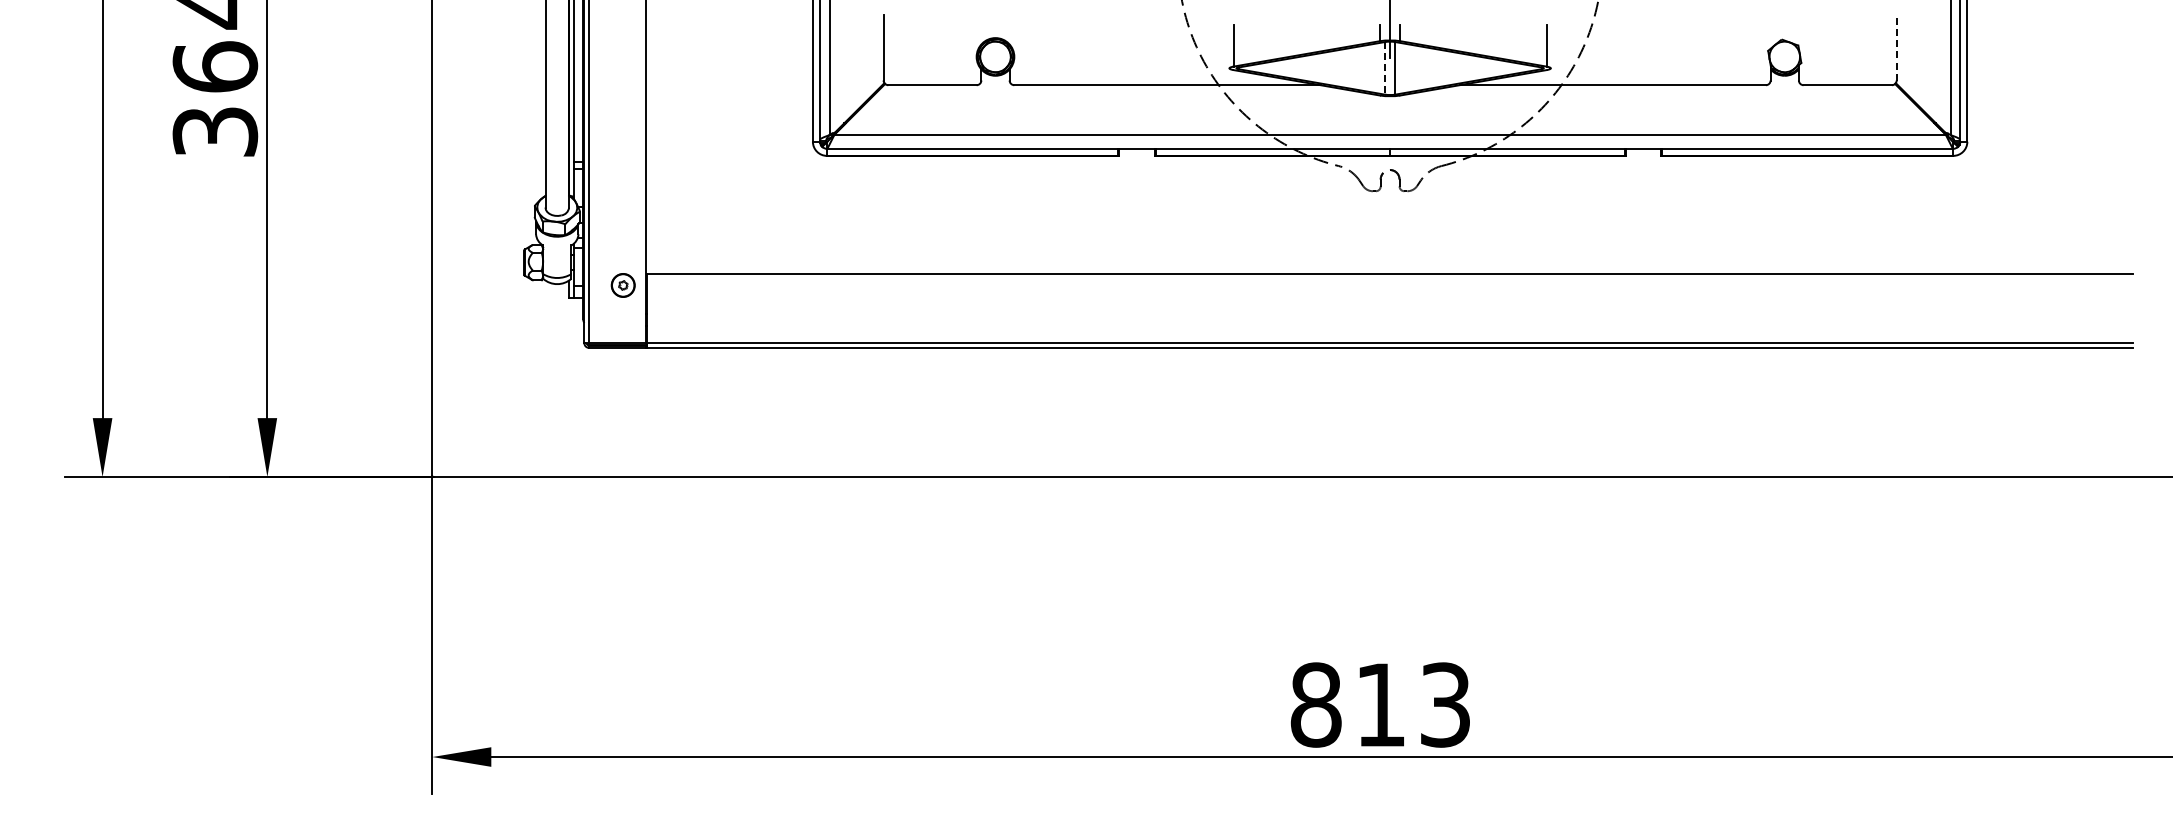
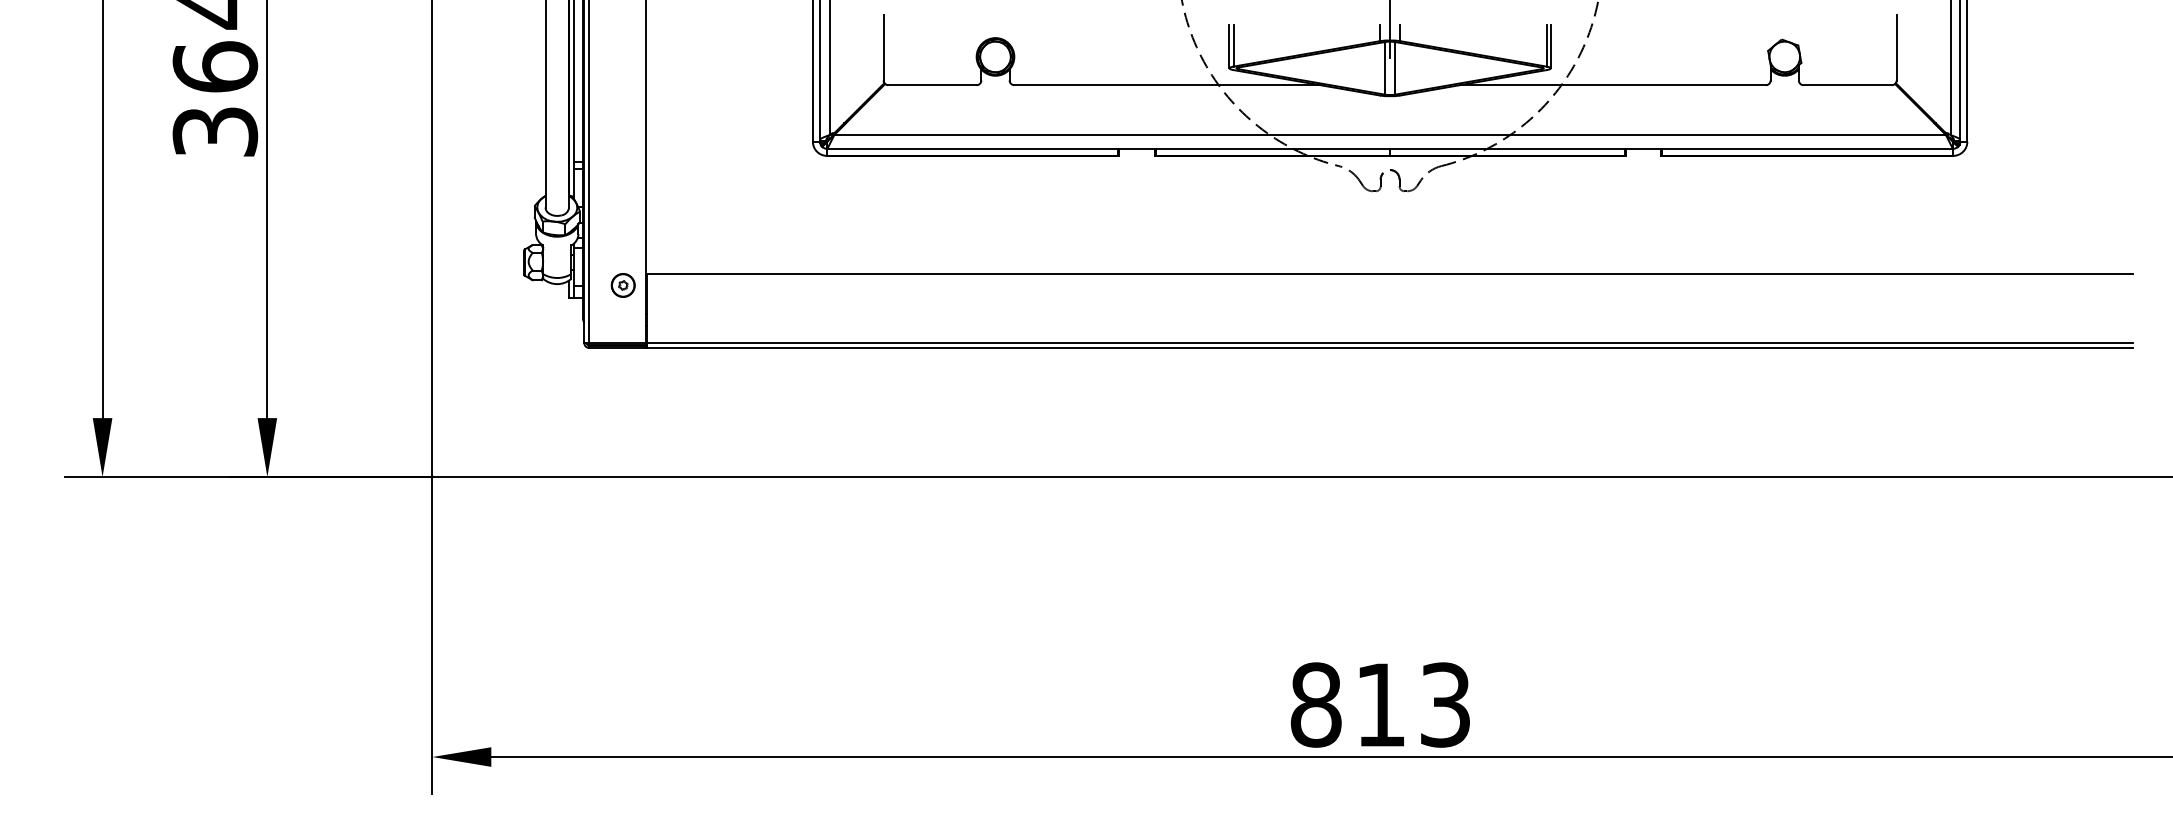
line: none -> present (1229, 46)
line: none -> present (1550, 46)
line: dashed -> solid (1896, 47)
line: dashed -> solid (1385, 68)
